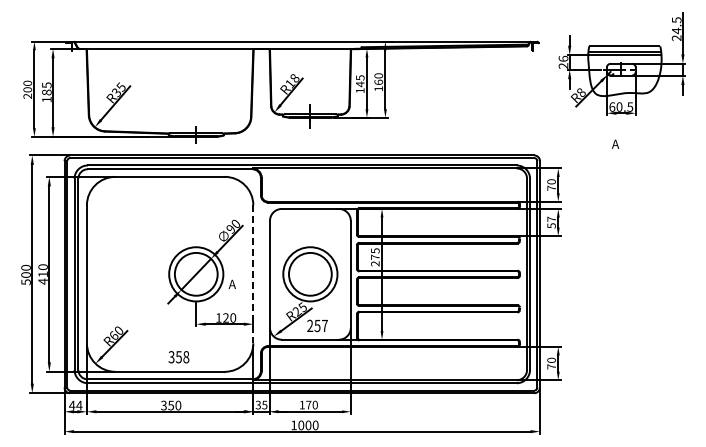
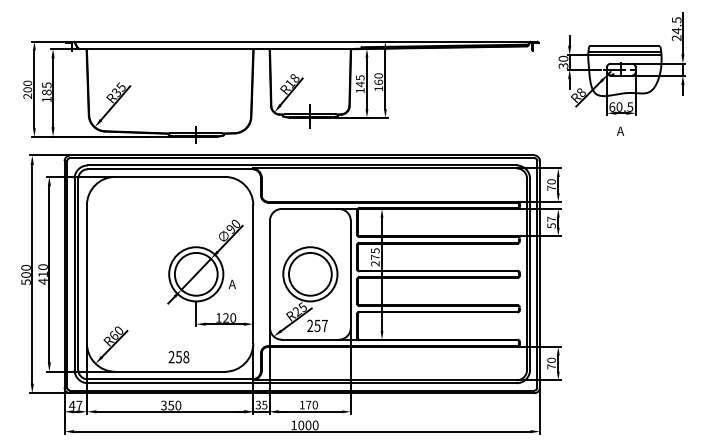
text: 26 -> 30 (563, 61)
text position: (615, 143) -> (620, 130) (620, 130)
line: dashed -> solid (253, 274)
text: 358 -> 258 (171, 357)
text: 44 -> 47 (79, 405)
